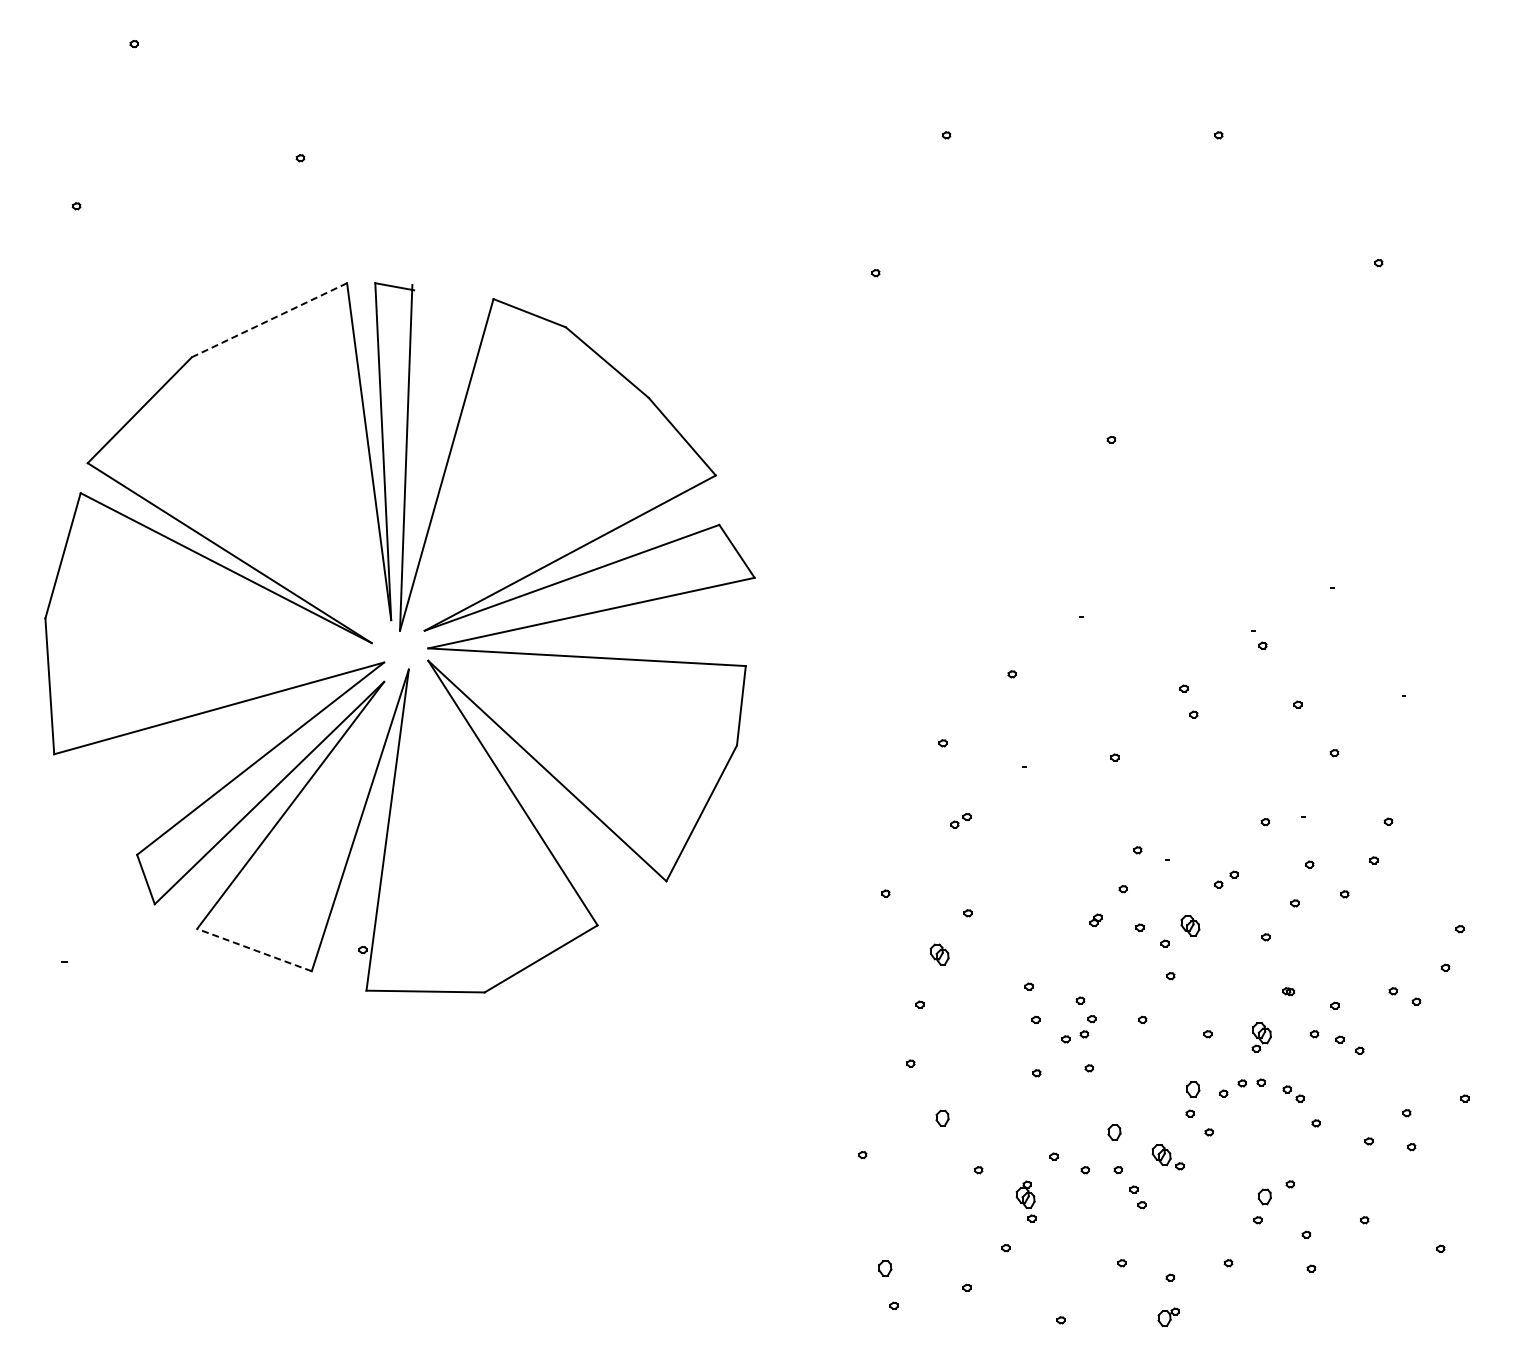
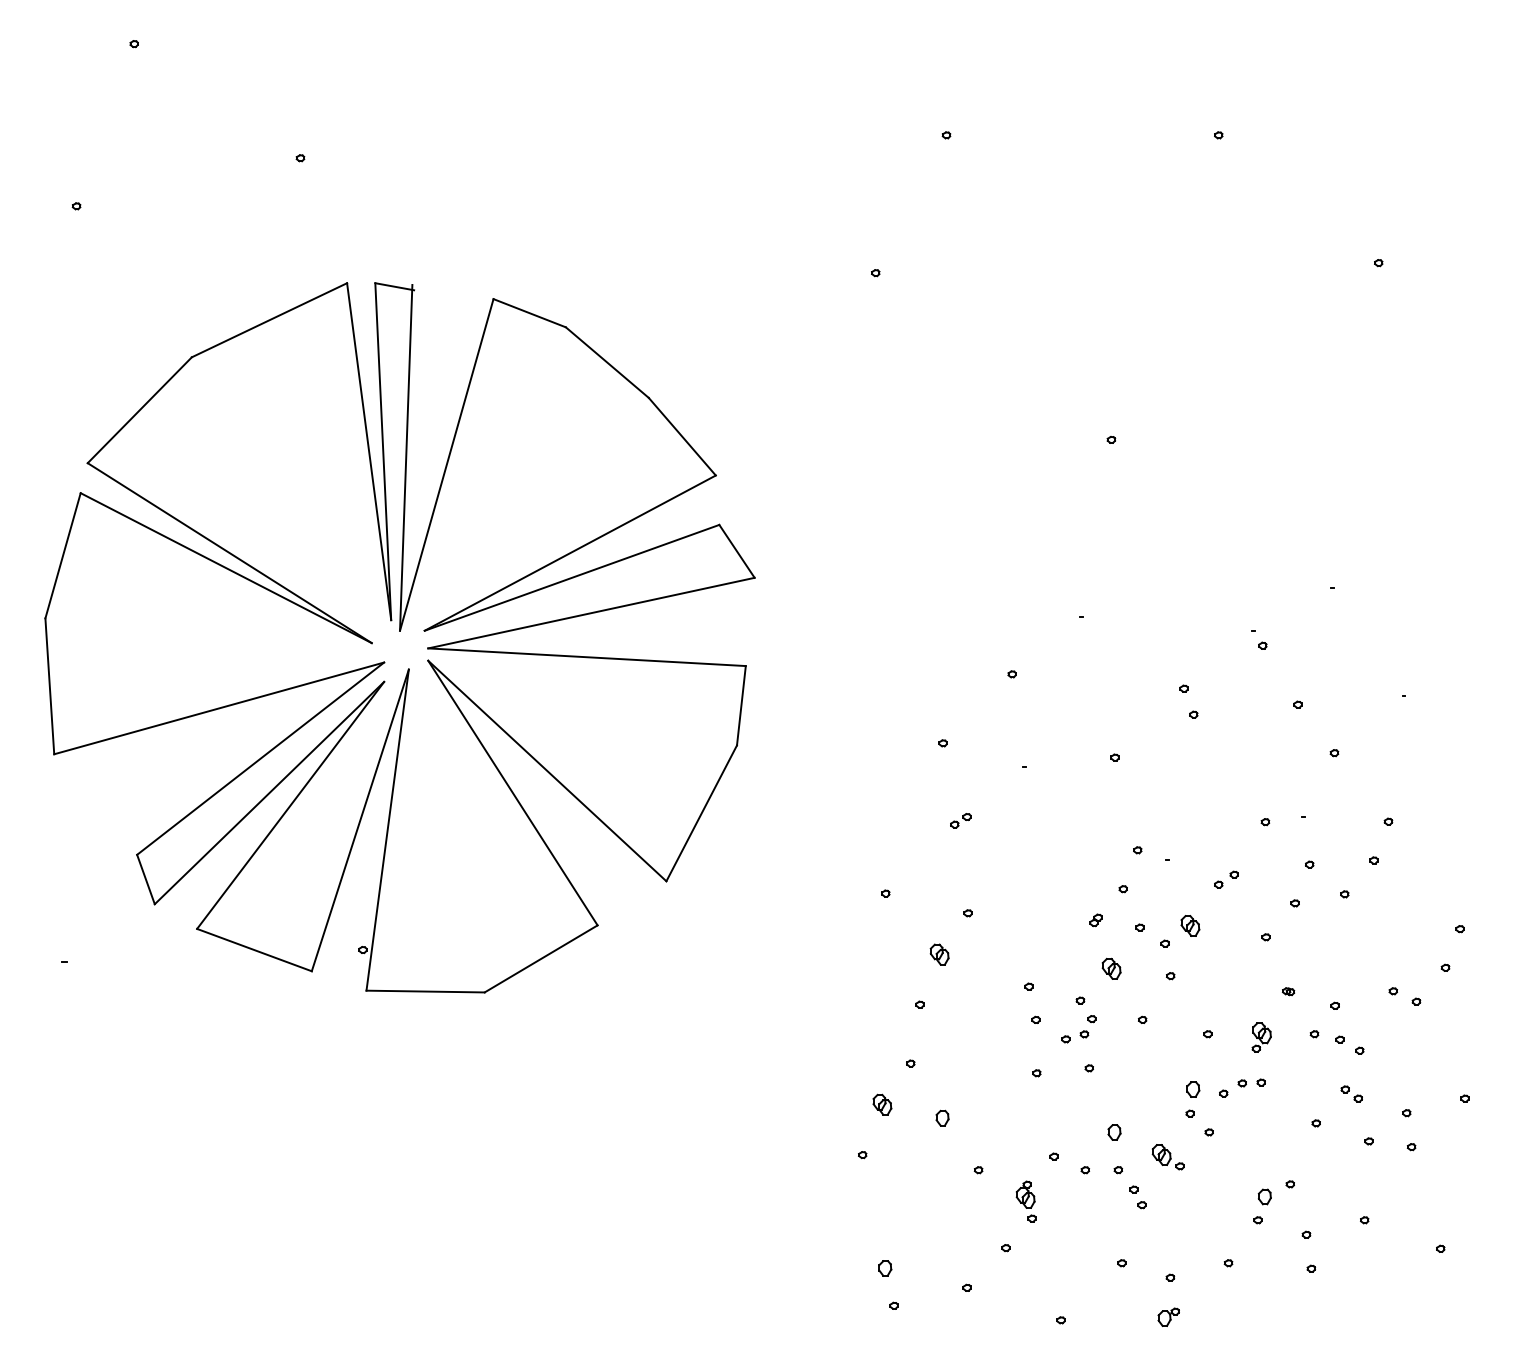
line: dashed -> solid (269, 320)
line: dashed -> solid (254, 949)
part: none -> present (1111, 968)
part position: (1293, 1093) -> (1351, 1093) (1351, 1093)
part: none -> present (882, 1104)
